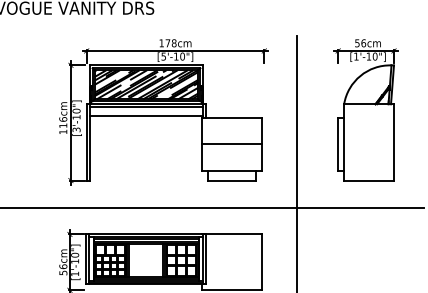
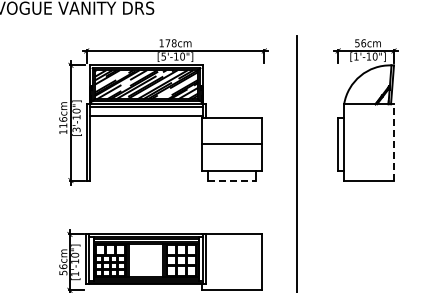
line: solid -> dashed (393, 141)
line: solid -> dashed (232, 180)
line: present -> none (213, 207)
